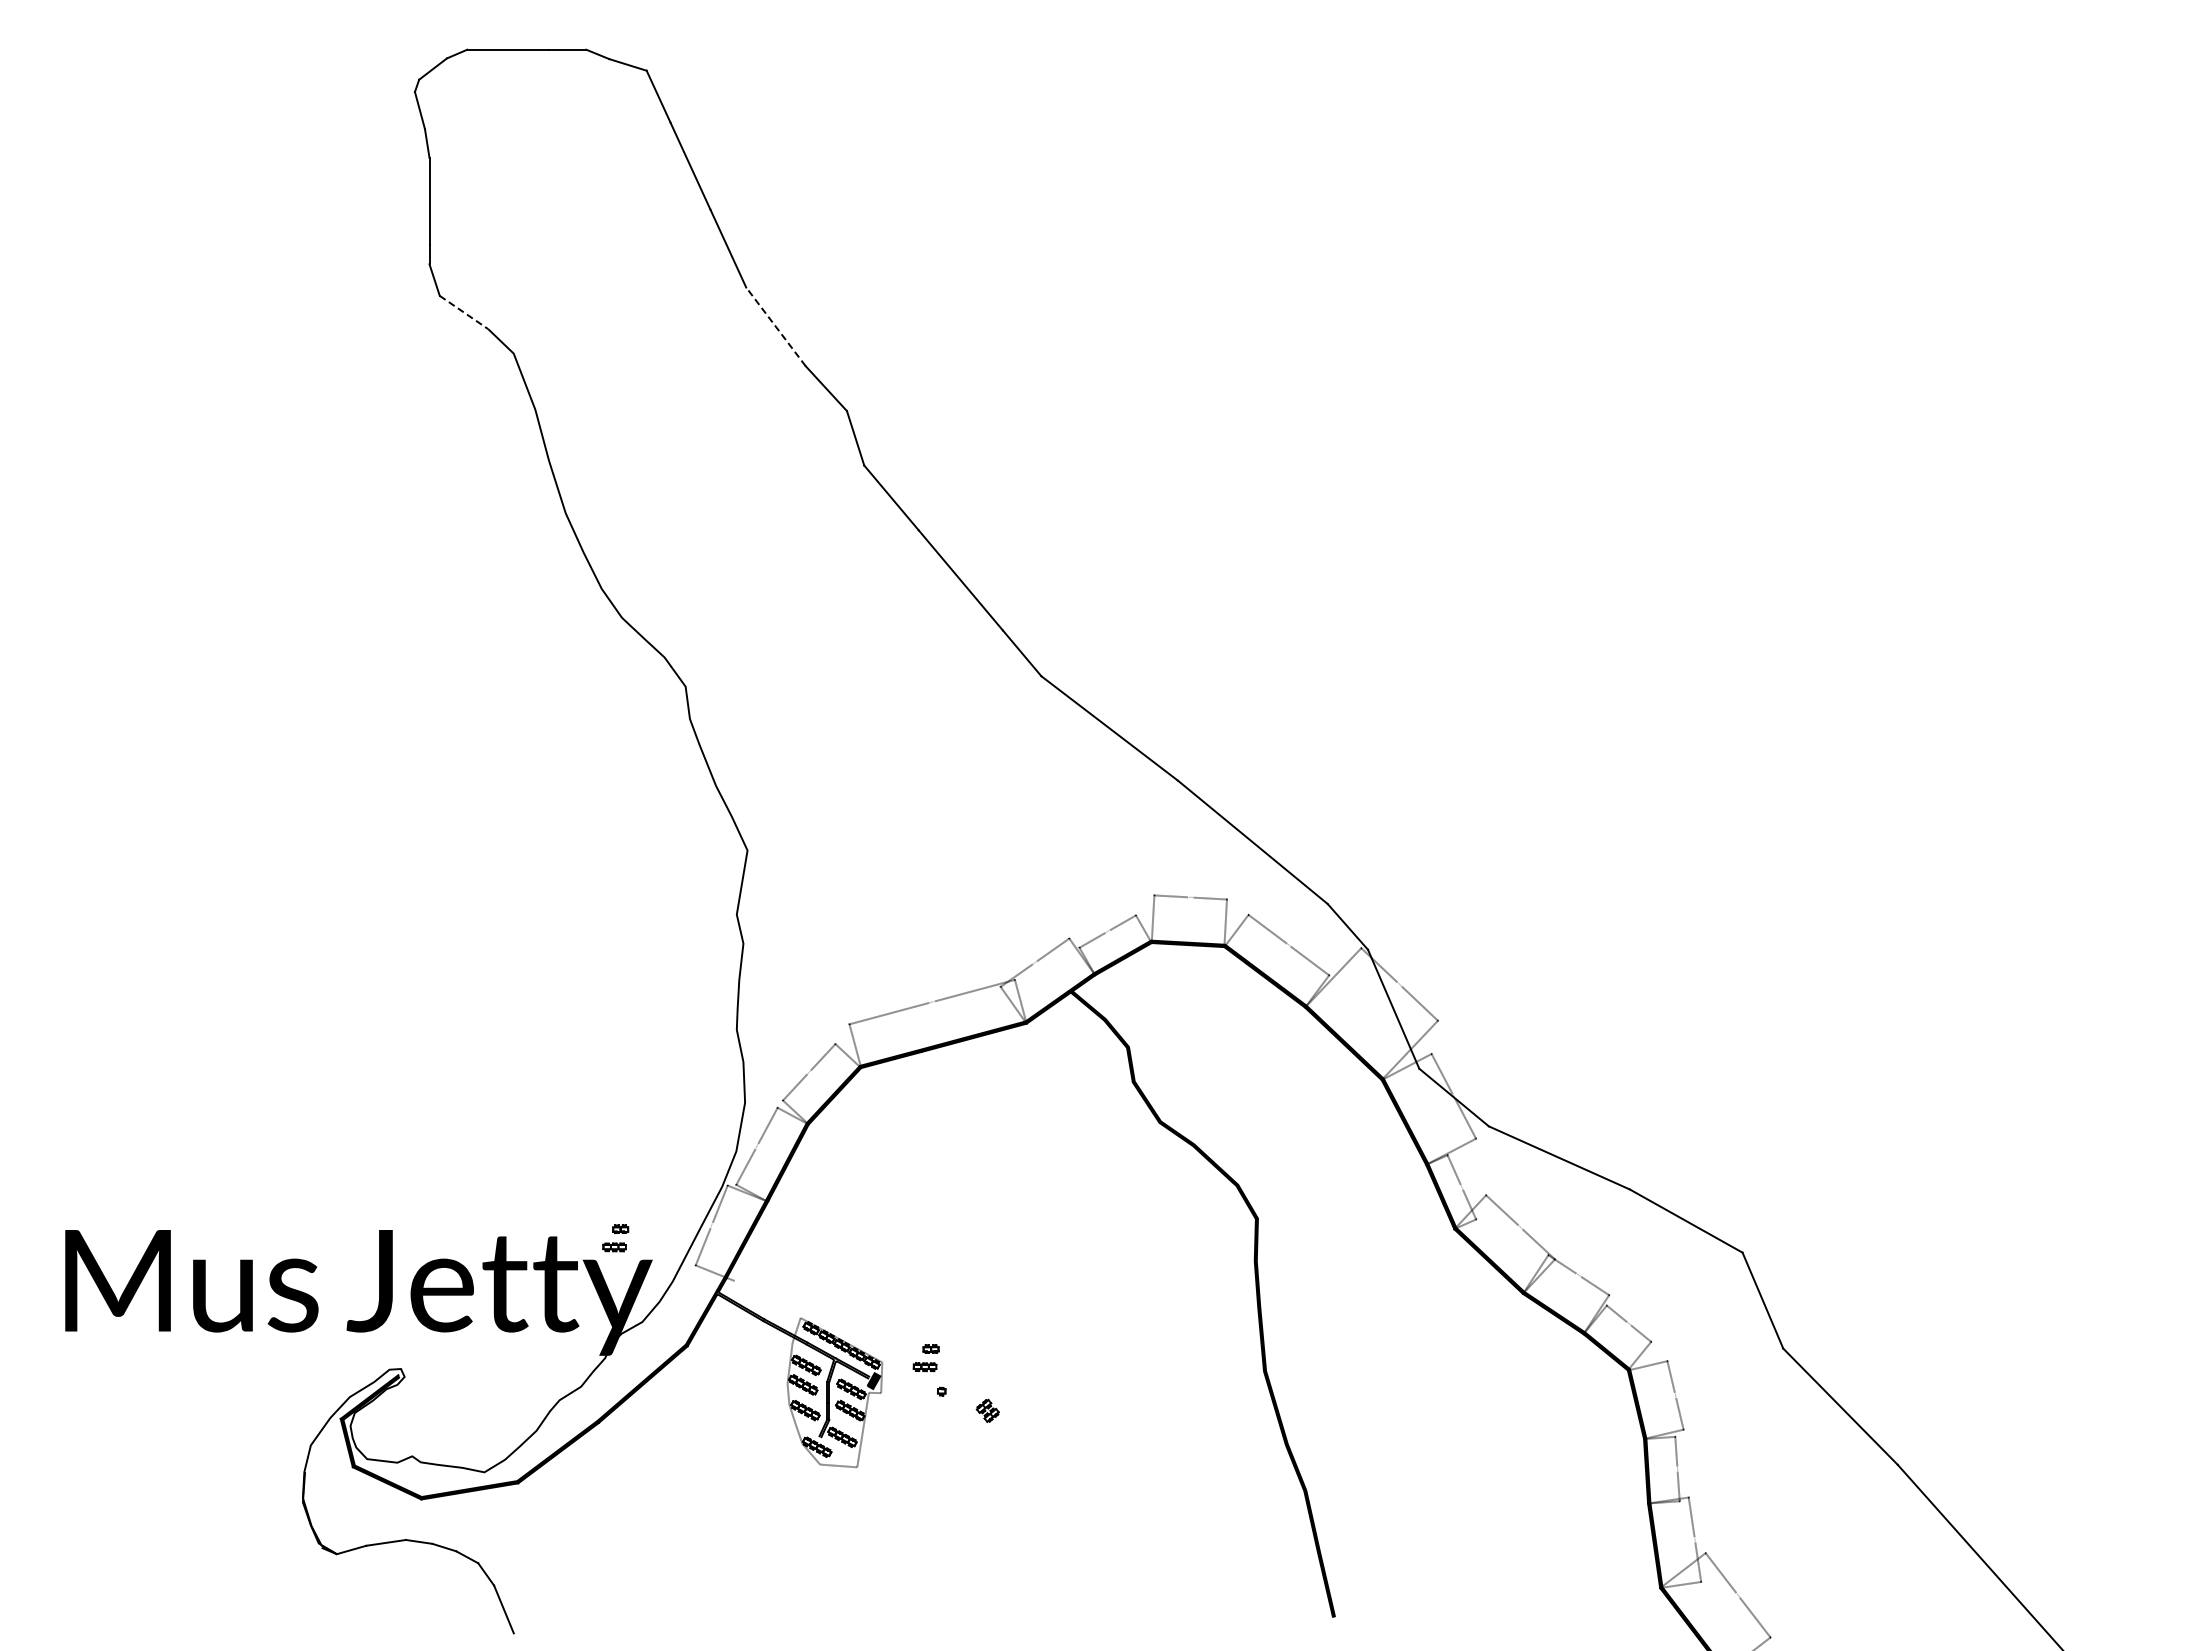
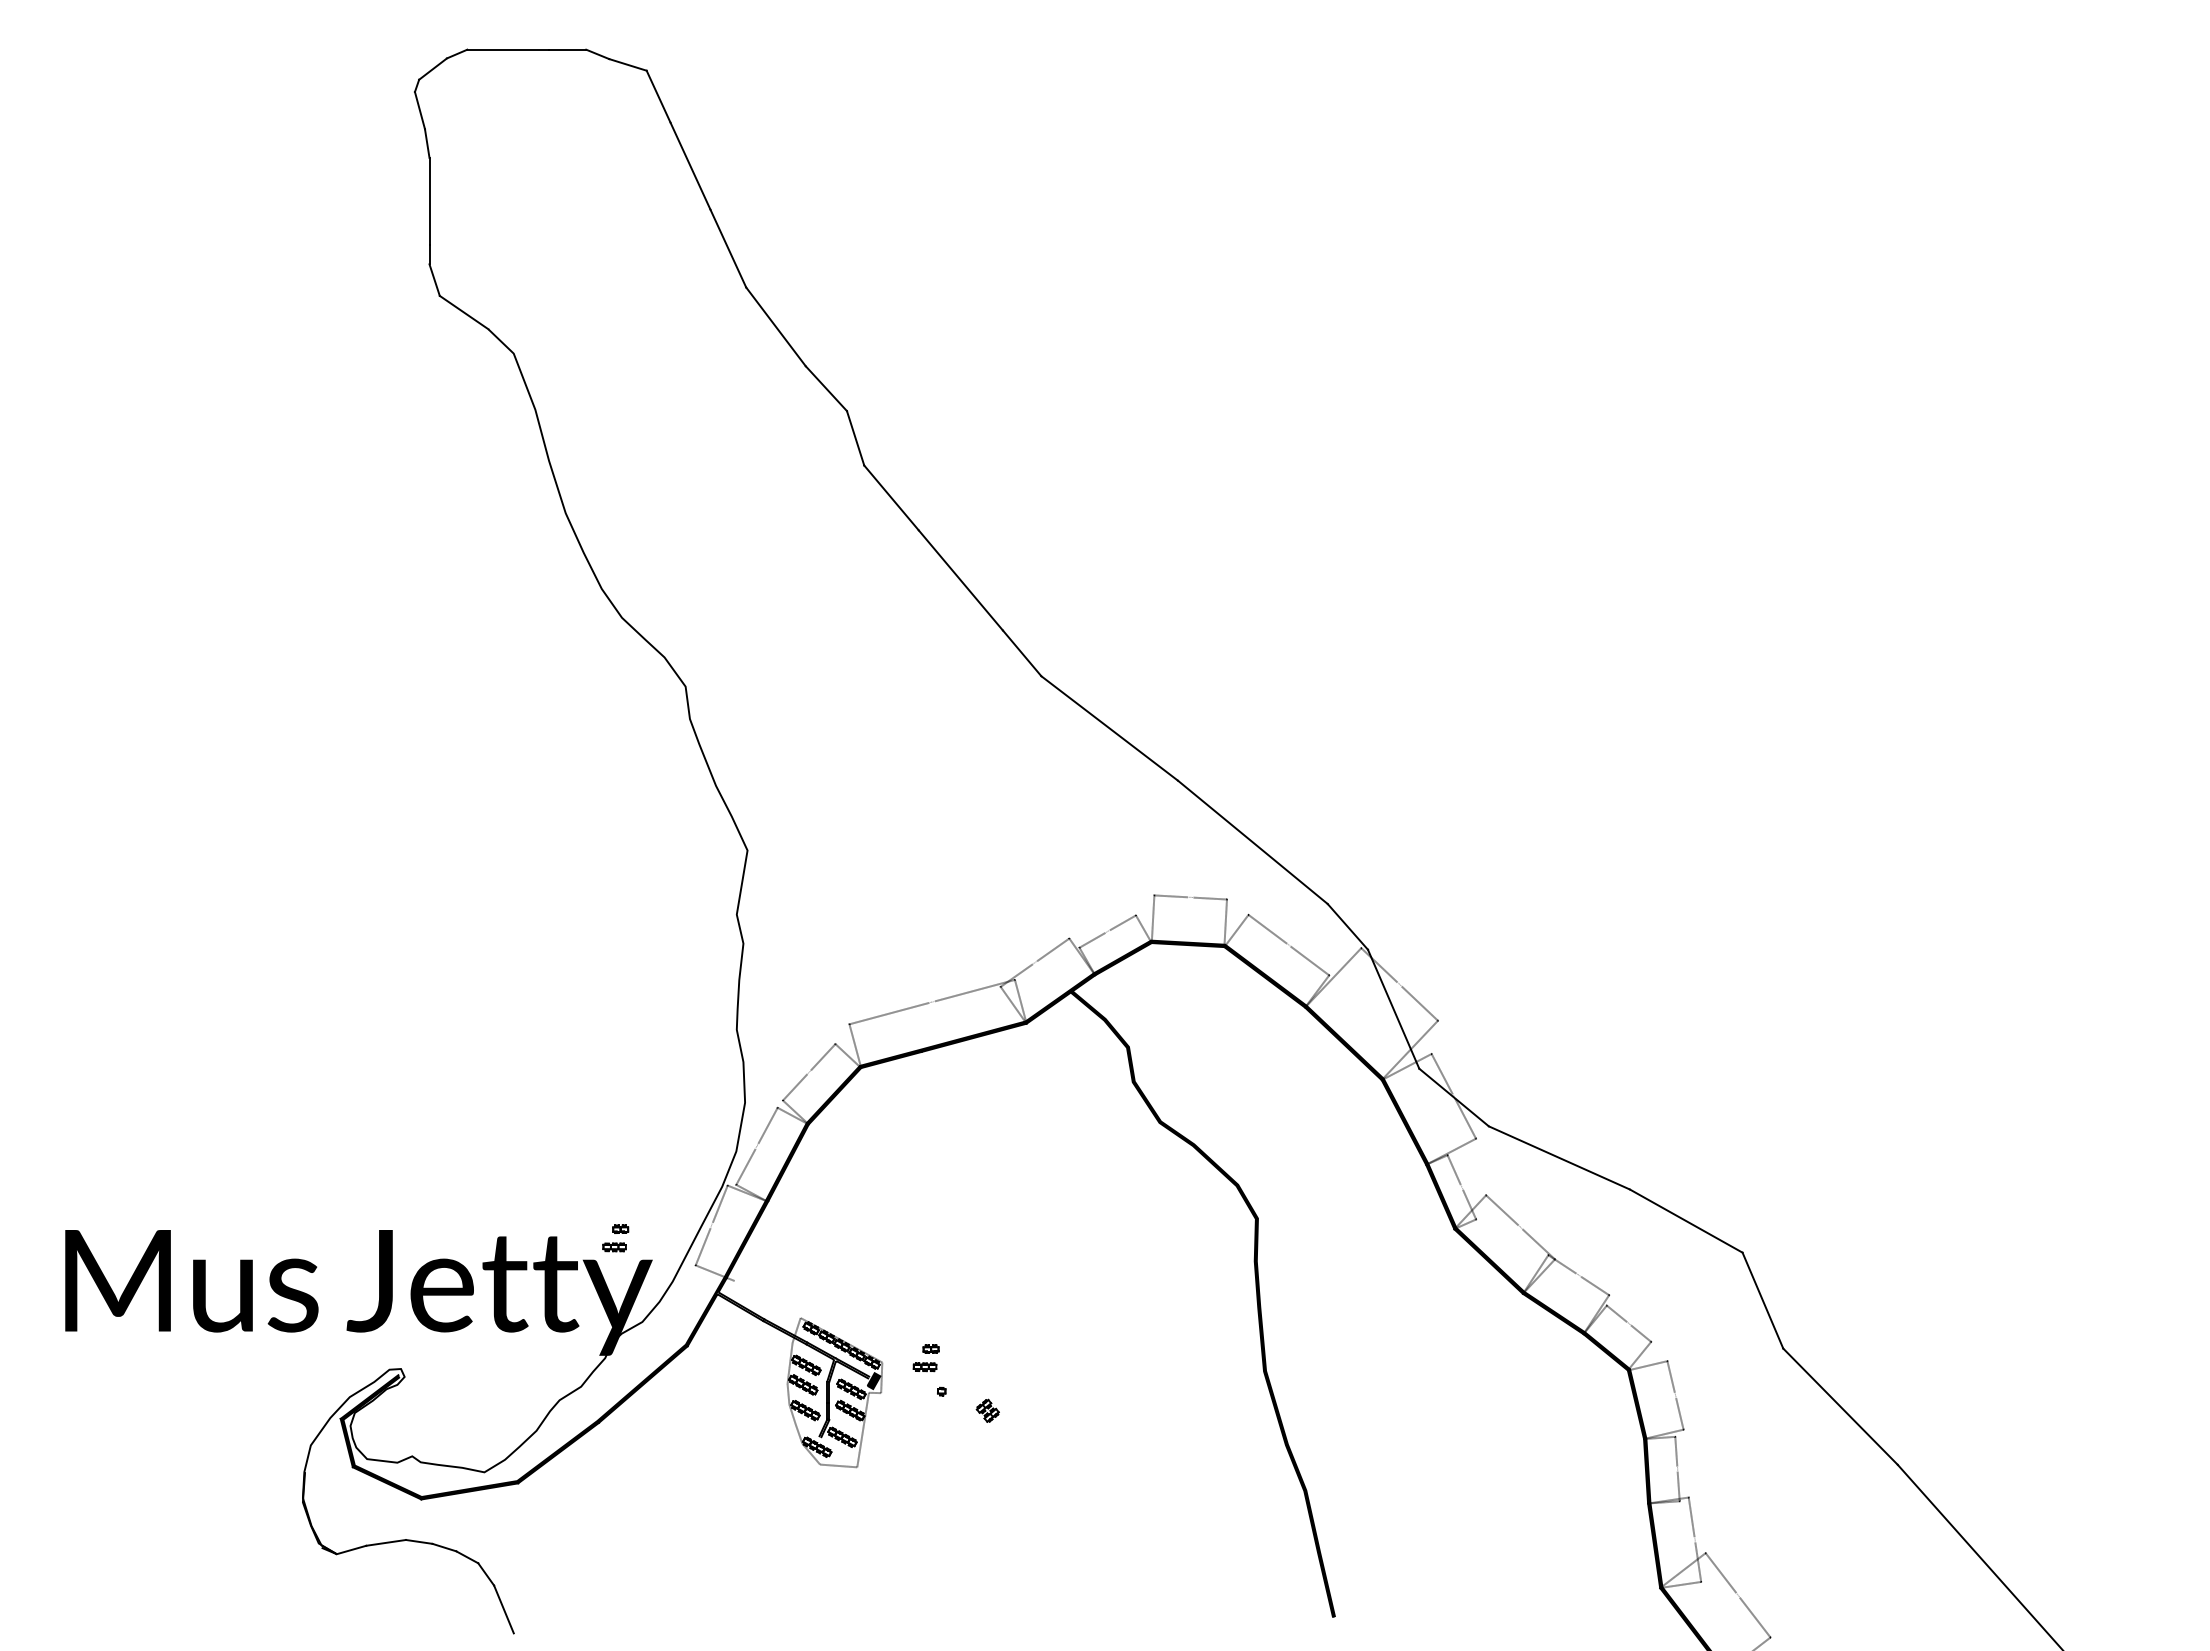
line: dashed -> solid (464, 312)
line: dashed -> solid (775, 326)
